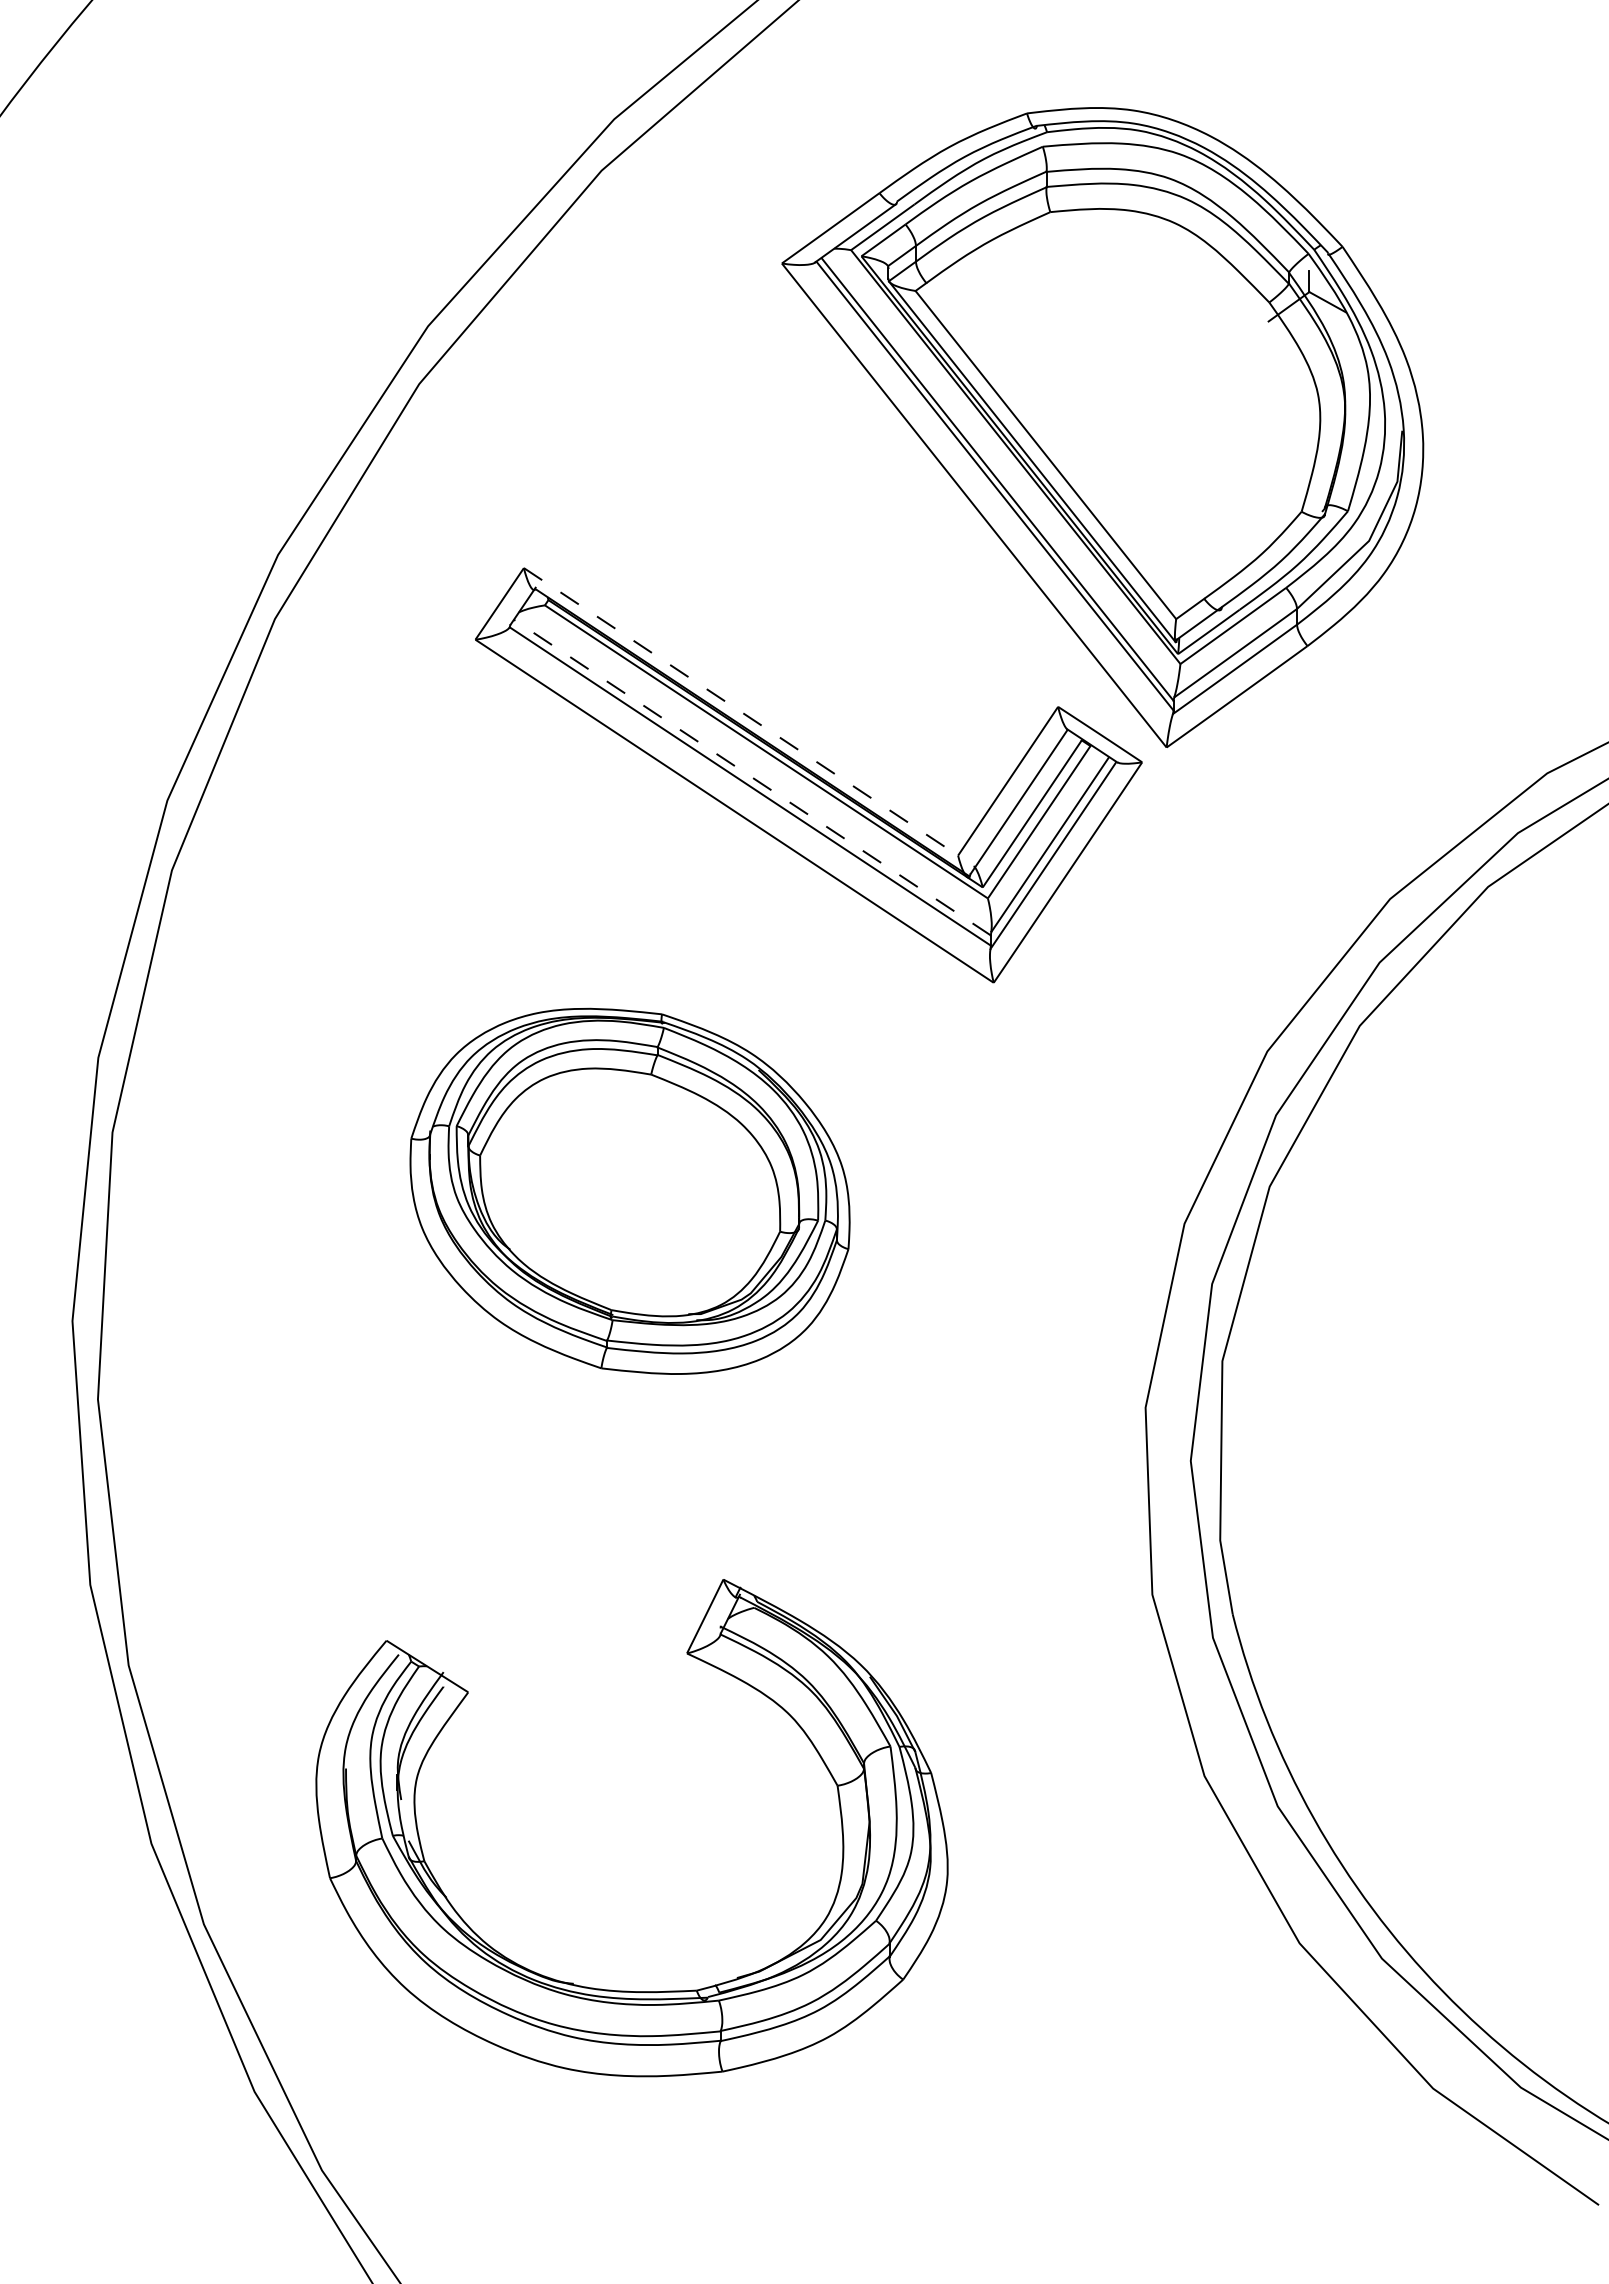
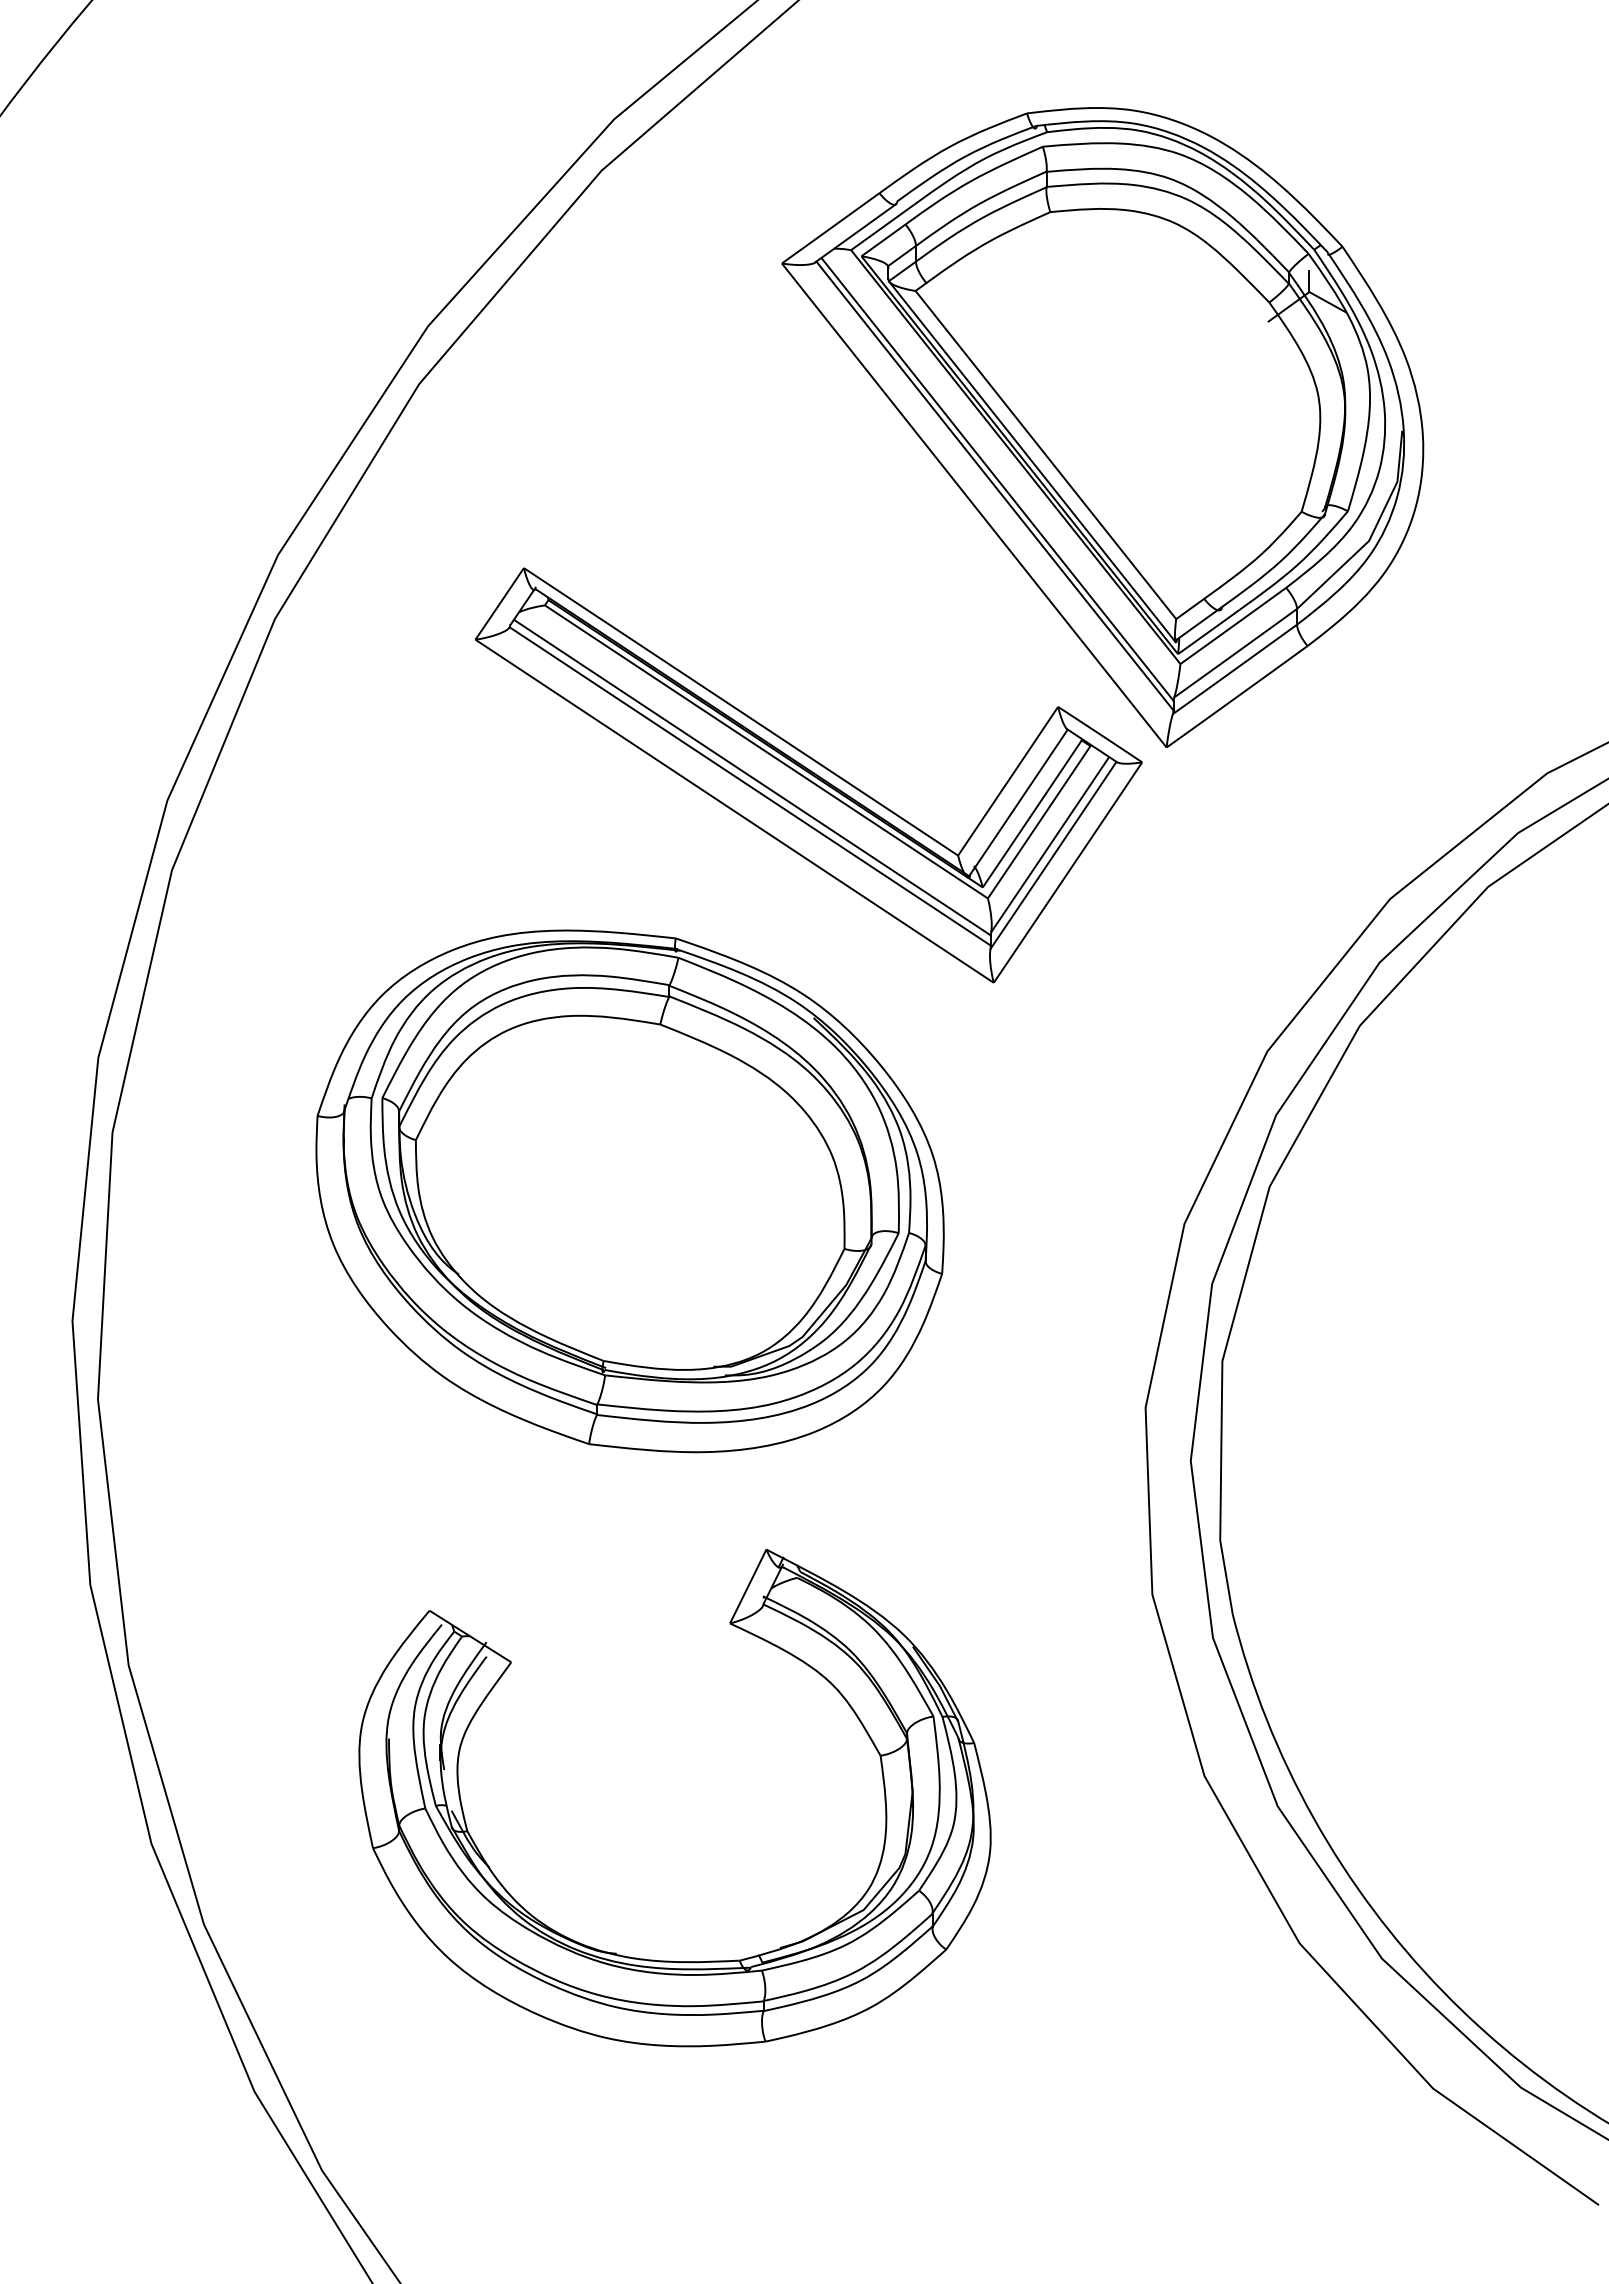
line: dashed -> solid (740, 711)
line: dashed -> solid (751, 777)
part size: 442x368 px -> 630x525 px (629, 1191)
part position: (628, 1990) -> (671, 1960) (671, 1960)
